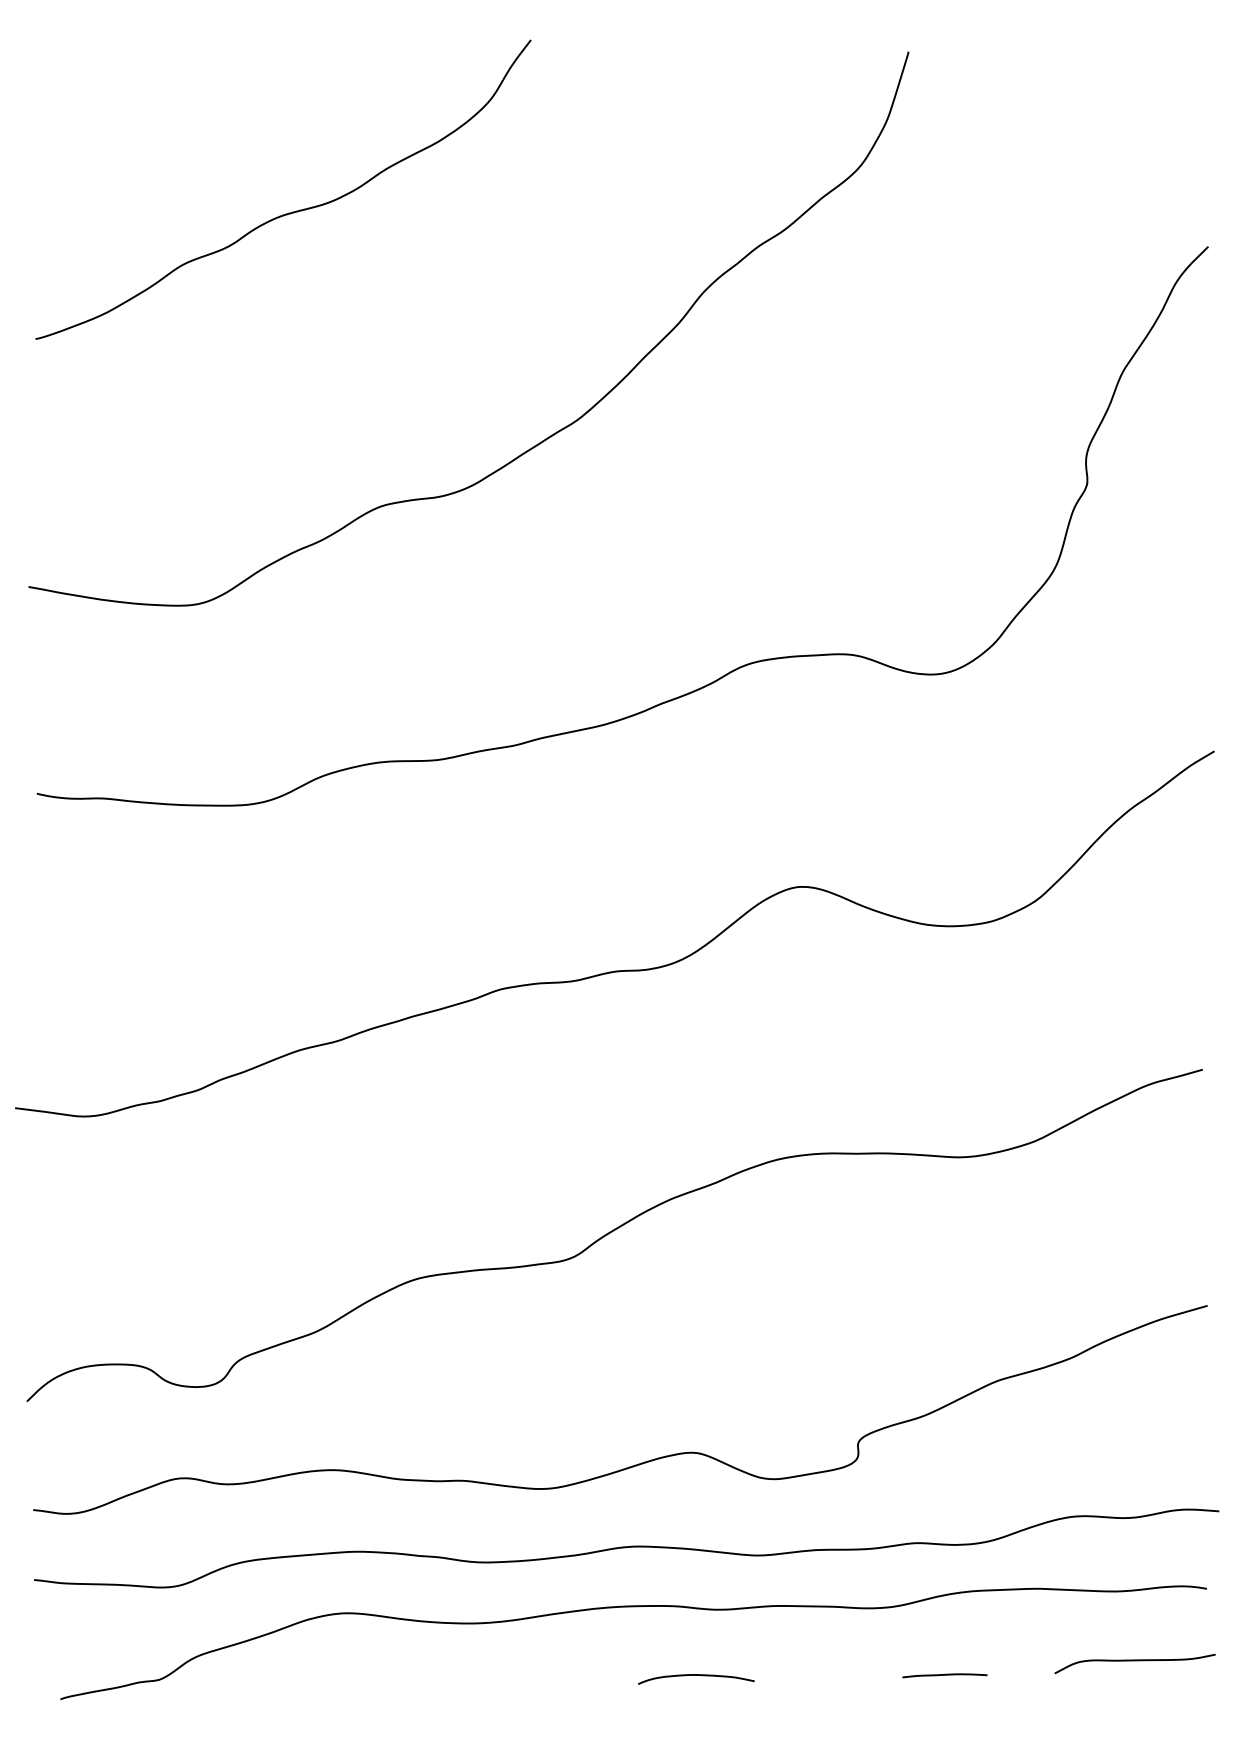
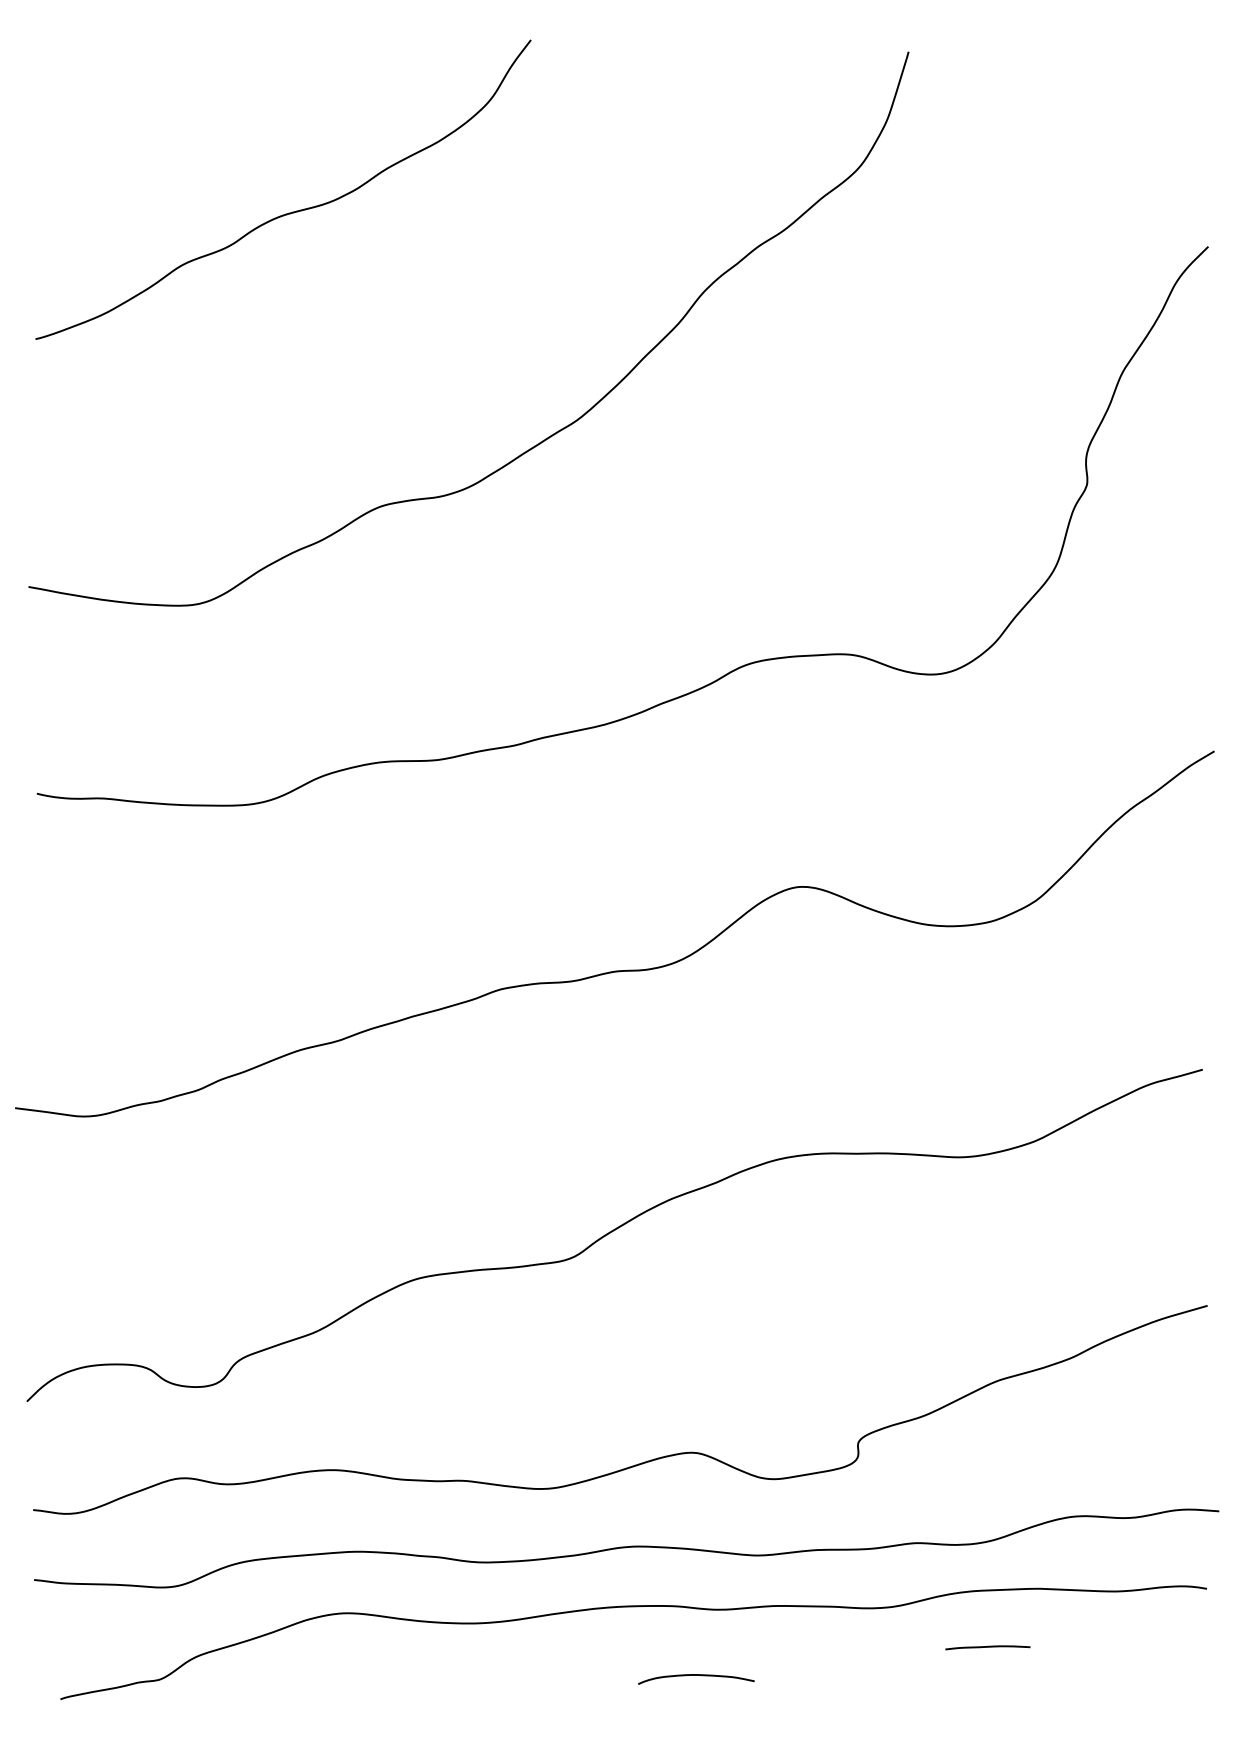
curve: present -> none (1134, 1661)
curve position: (944, 1675) -> (987, 1647) (987, 1647)
